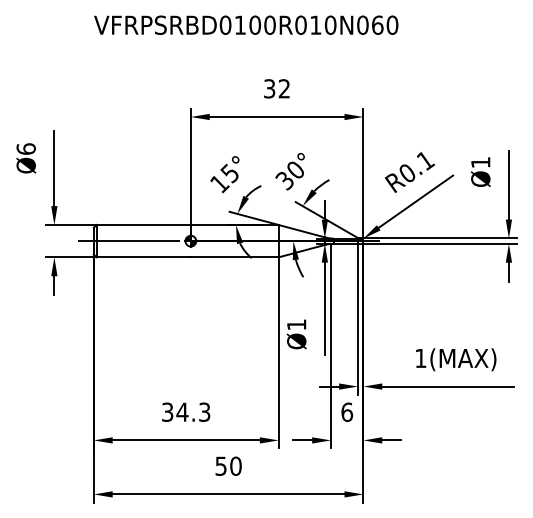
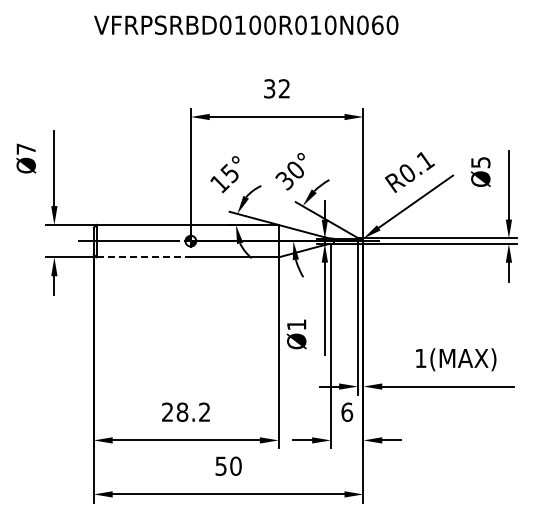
text: Ø6 -> Ø7 (25, 148)
text: Ø1 -> Ø5 (480, 162)
line: solid -> dashed (144, 257)
text: 34.3 -> 28.2 (186, 411)
